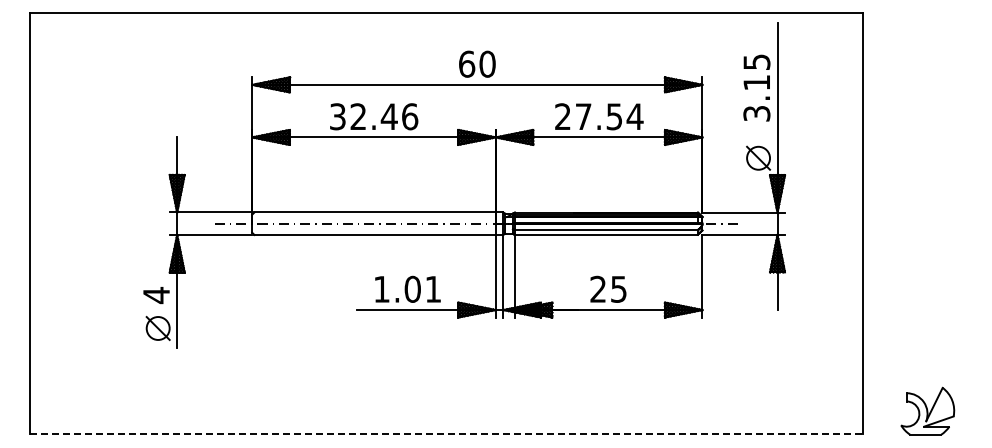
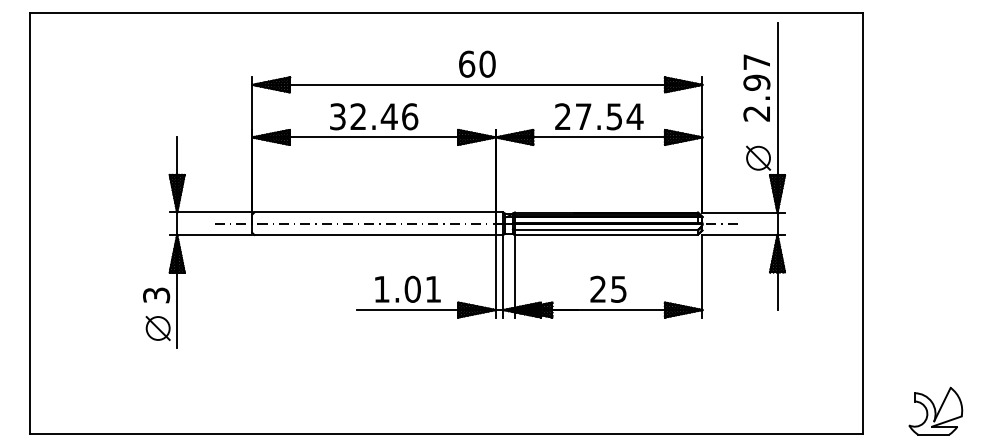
text: 3.15 -> 2.97 (756, 87)
text: 4 -> 3 (156, 295)
part position: (927, 410) -> (935, 410) (935, 410)
line: dashed -> solid (446, 434)
